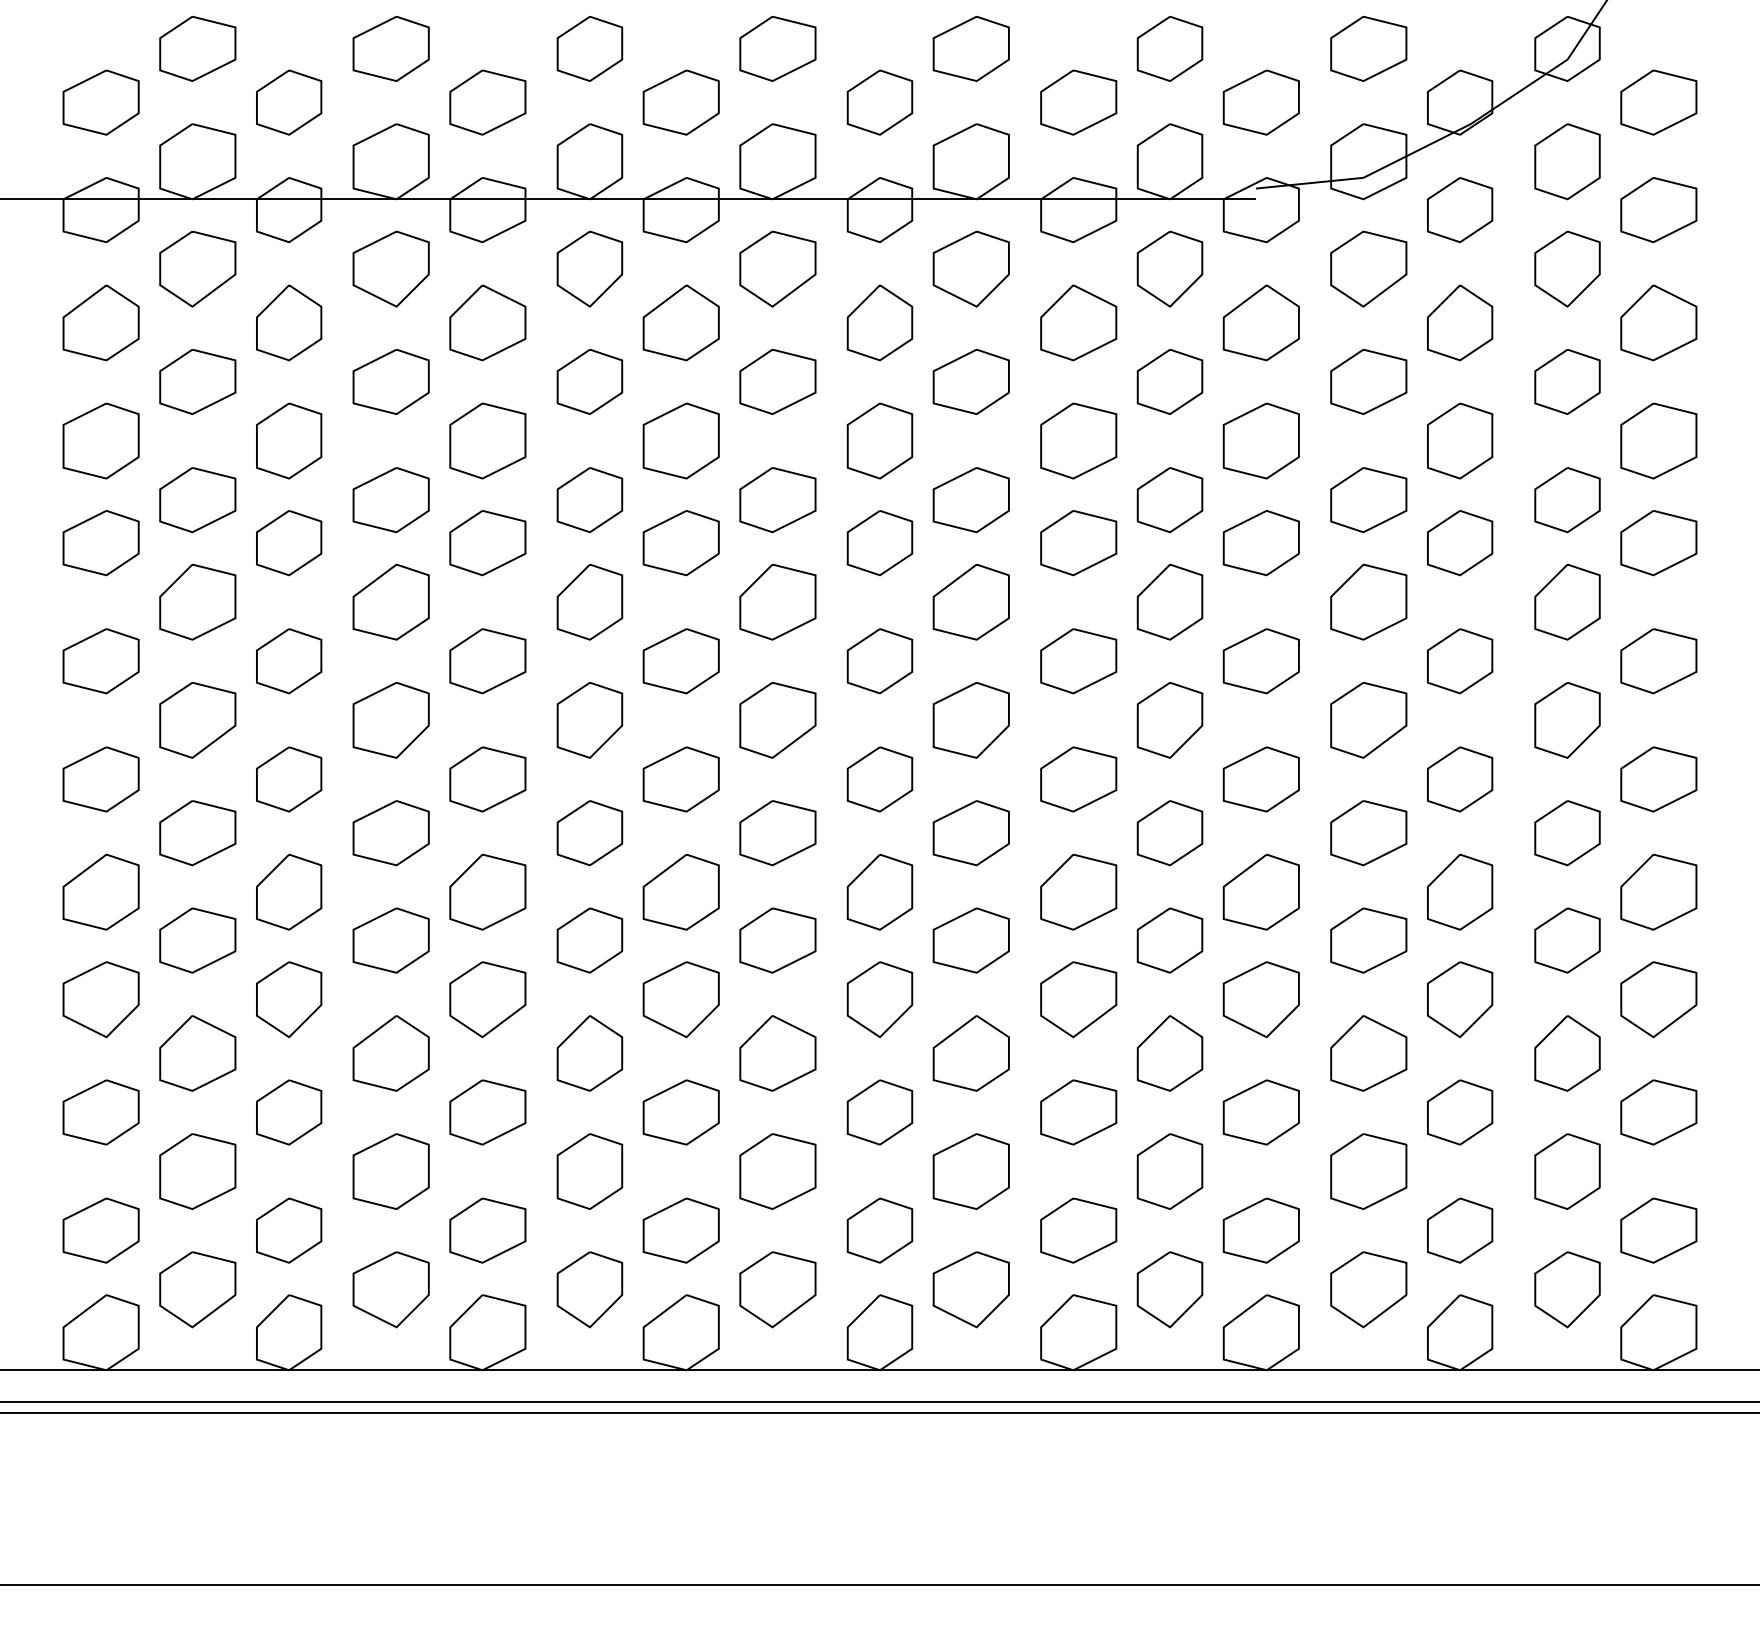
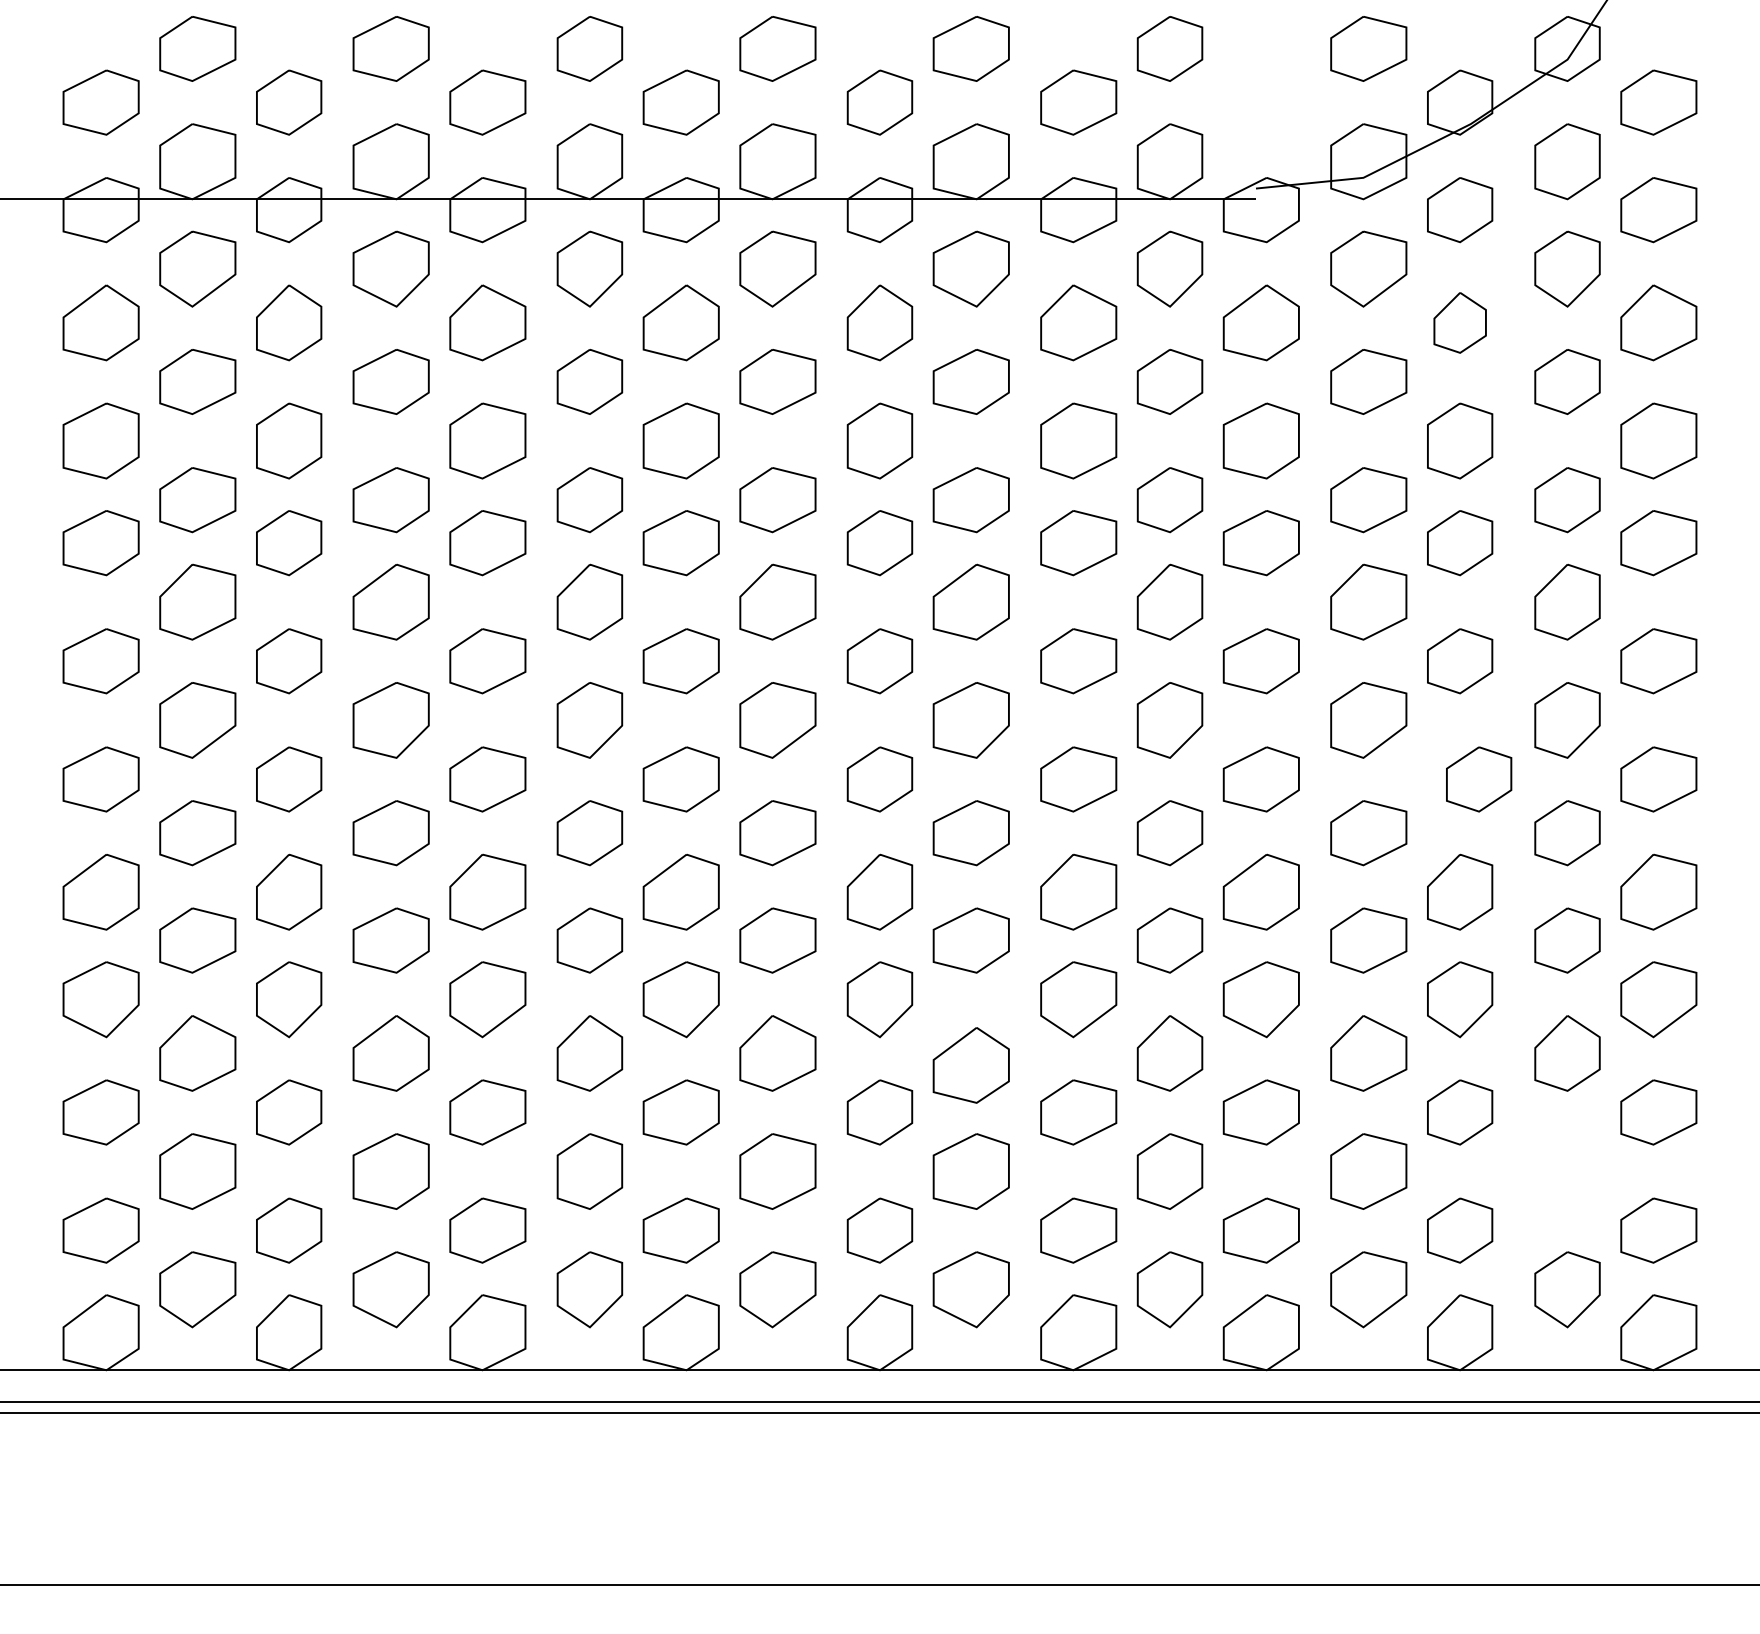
part: present -> none (1260, 102)
part size: 67x78 px -> 54x62 px (1459, 322)
part position: (1460, 779) -> (1479, 779) (1479, 779)
part position: (970, 1053) -> (970, 1065) (970, 1065)
part: present -> none (1567, 1171)
